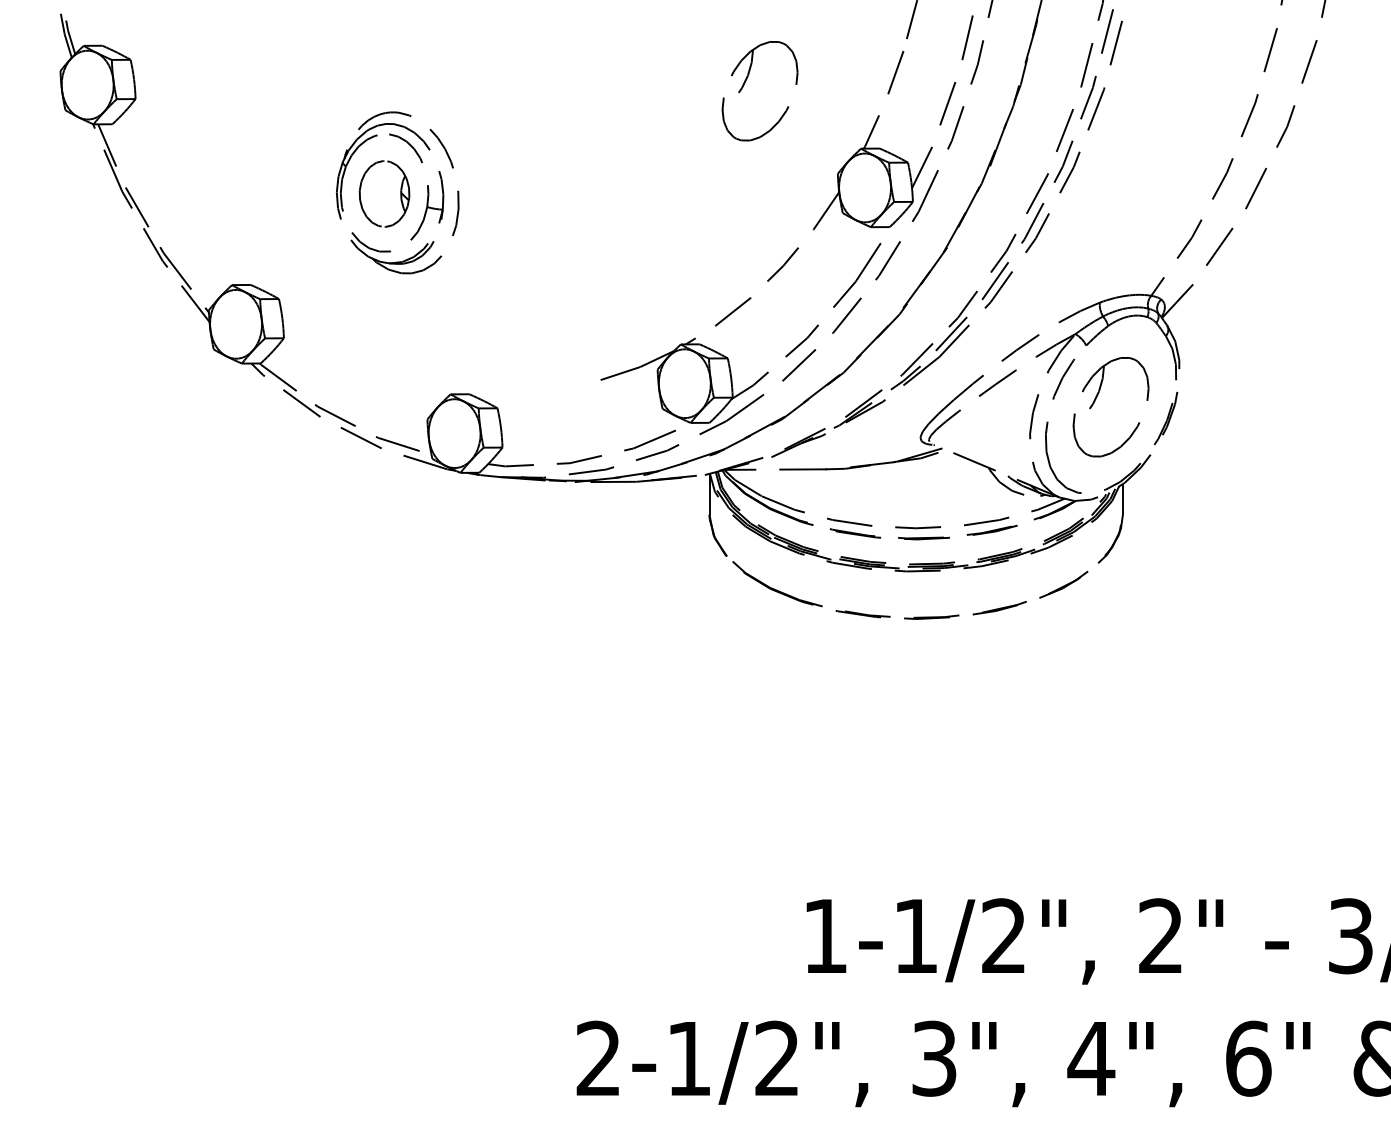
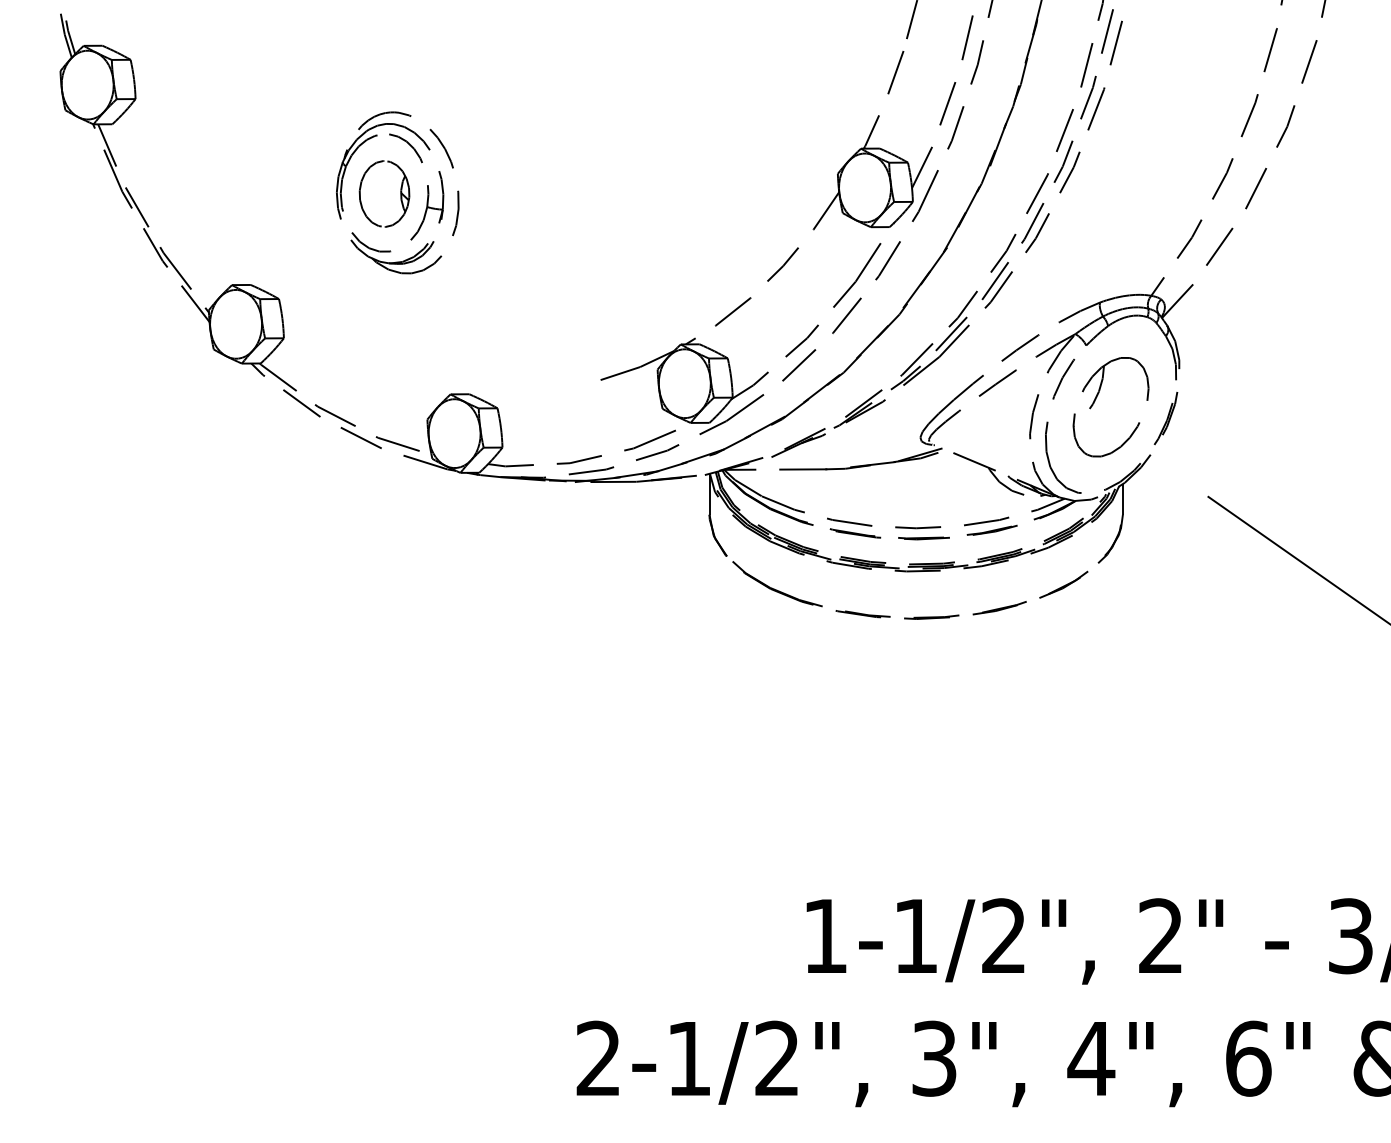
part: present -> none (745, 83)
line: none -> present (1297, 559)
